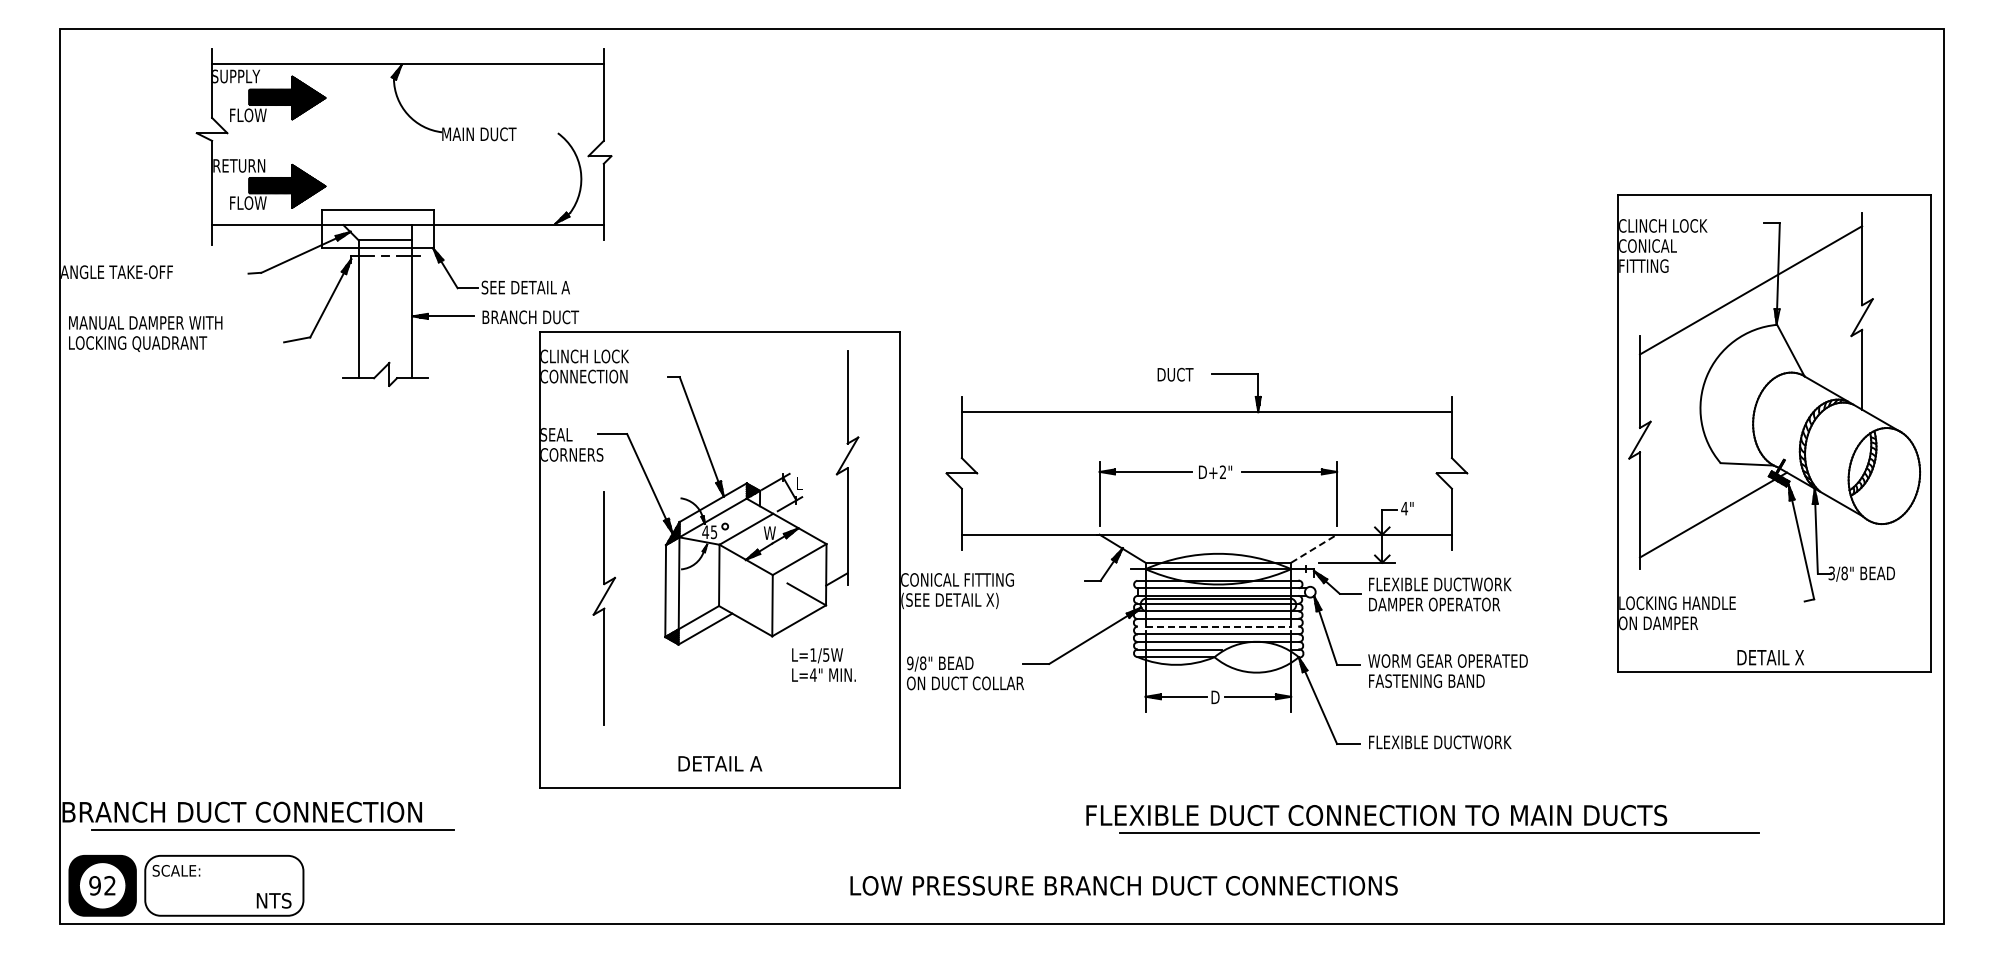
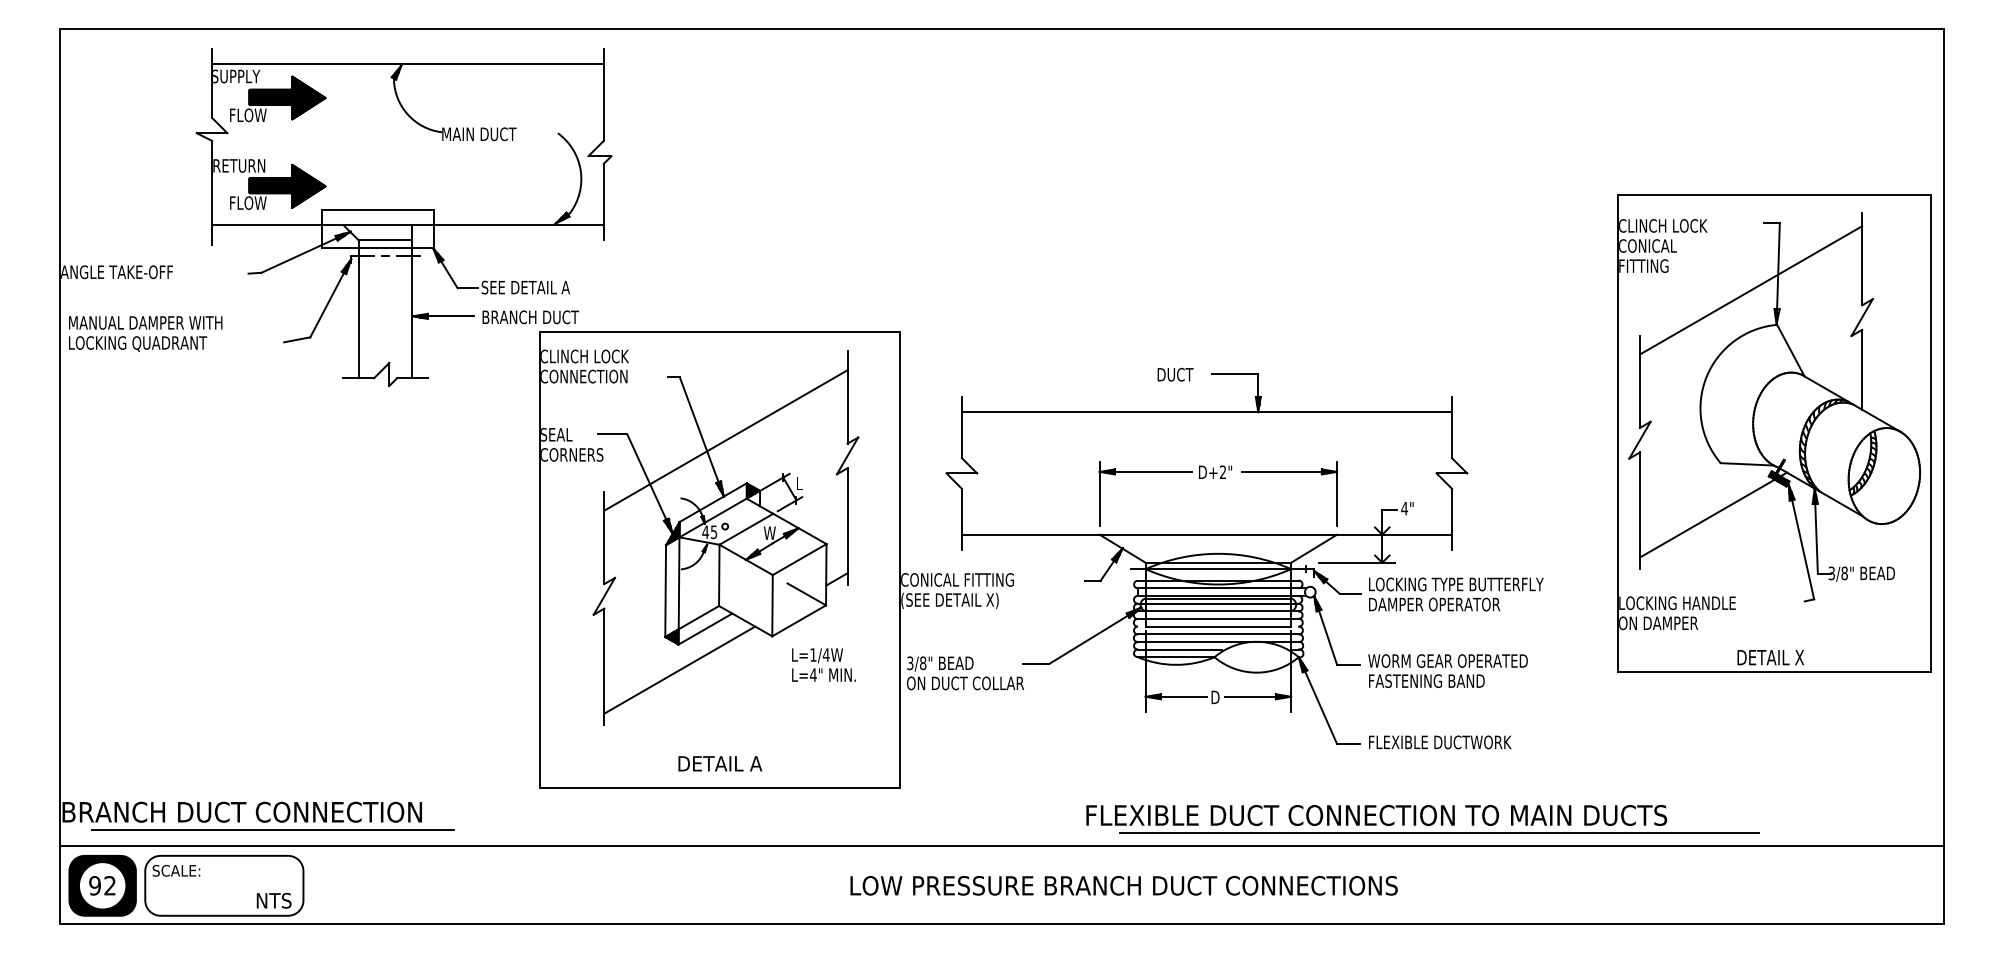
line: none -> present (725, 440)
line: dashed -> solid (1314, 548)
text: FLEXIBLE DUCTWORK -> LOCKING TYPE BUTTERFLY (1456, 584)
line: dashed -> solid (1218, 626)
text: L=1/5W -> L=1/4W (825, 654)
text: 9/8" -> 3/8" (910, 662)
line: none -> present (679, 669)
line: none -> present (1001, 845)
